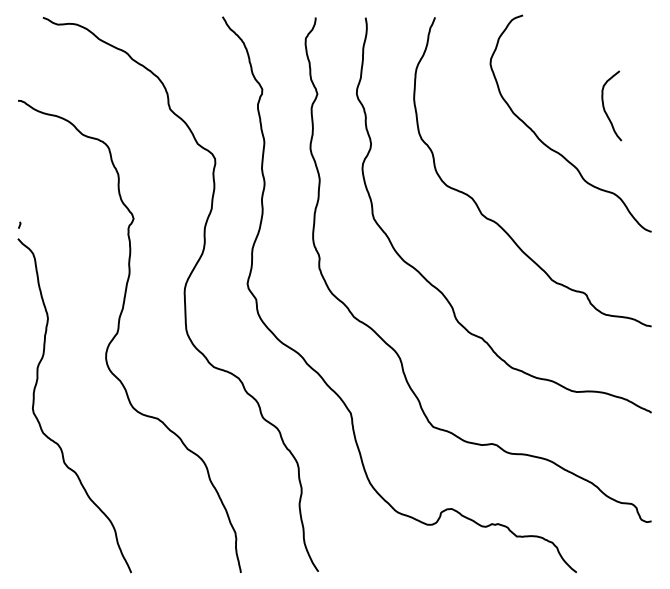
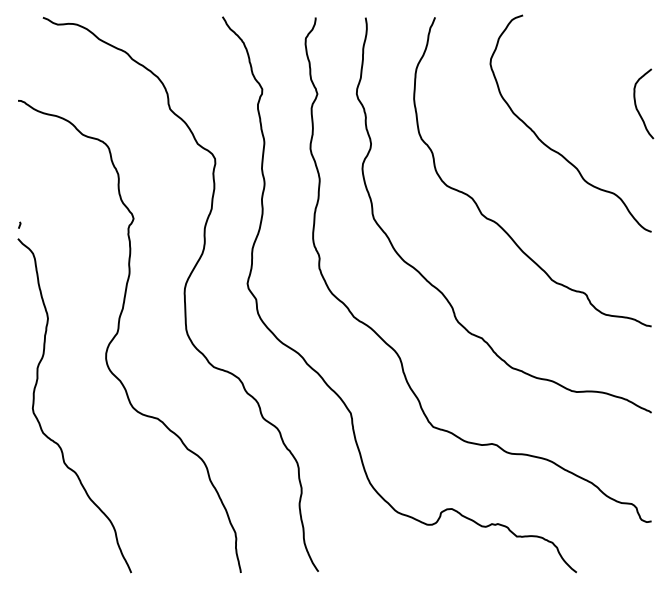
curve position: (604, 105) -> (636, 103) (636, 103)
